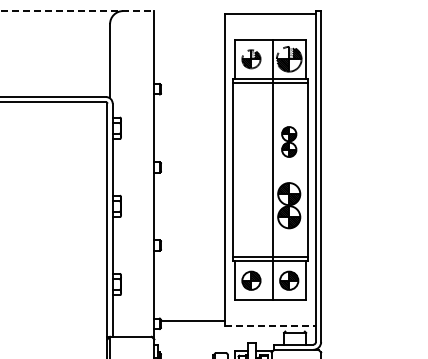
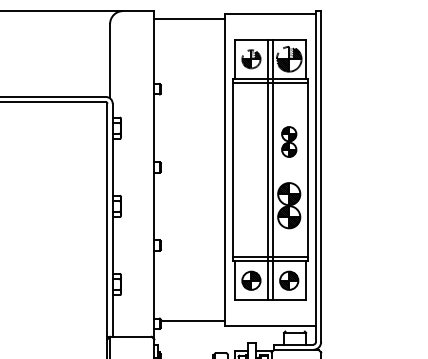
line: dashed -> solid (77, 11)
line: none -> present (189, 18)
line: none -> present (267, 169)
line: dashed -> solid (270, 326)
